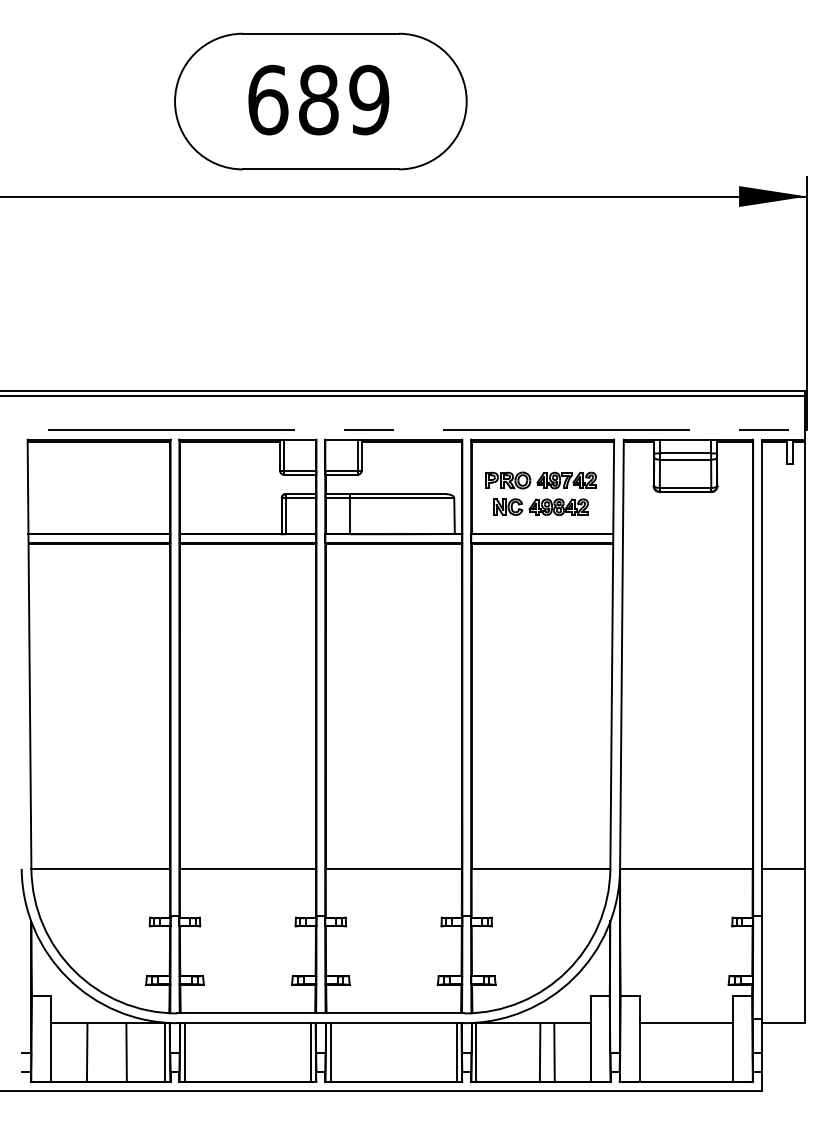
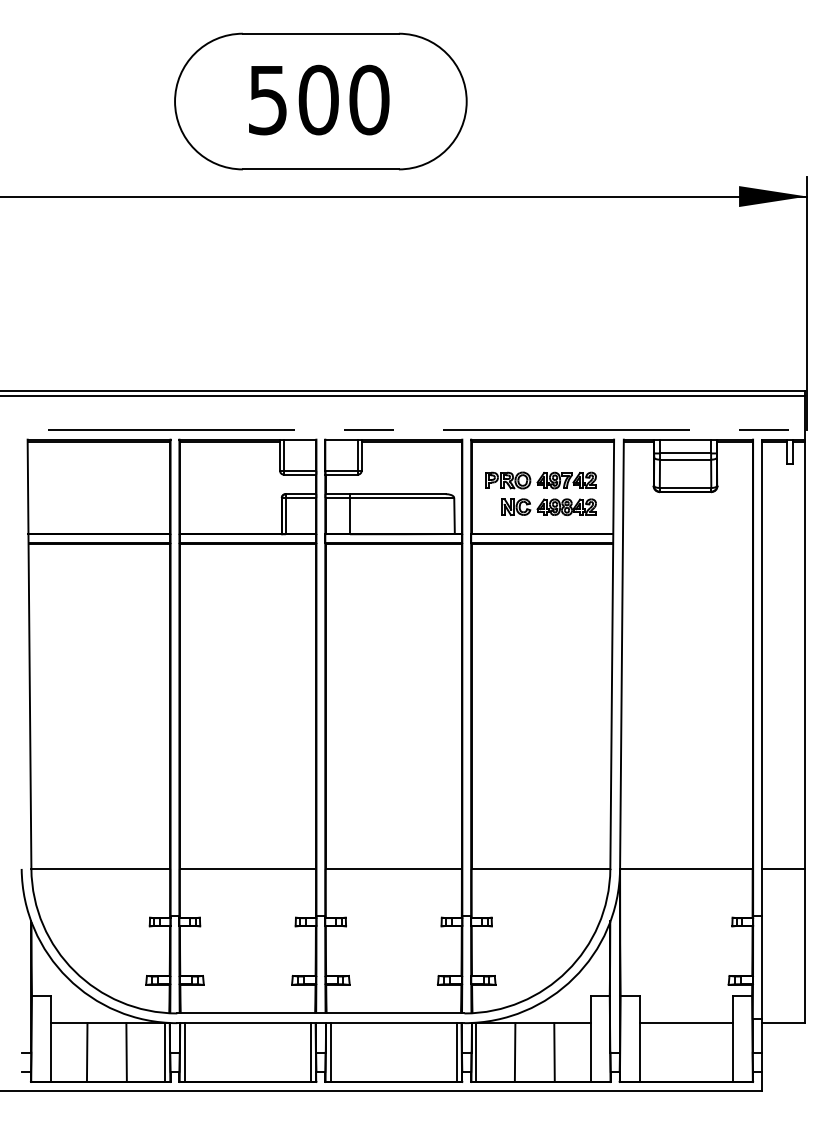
text: 689 -> 500 (318, 99)
part position: (540, 507) -> (548, 507) (548, 507)
line position: (539, 1052) -> (514, 1052) (514, 1052)
